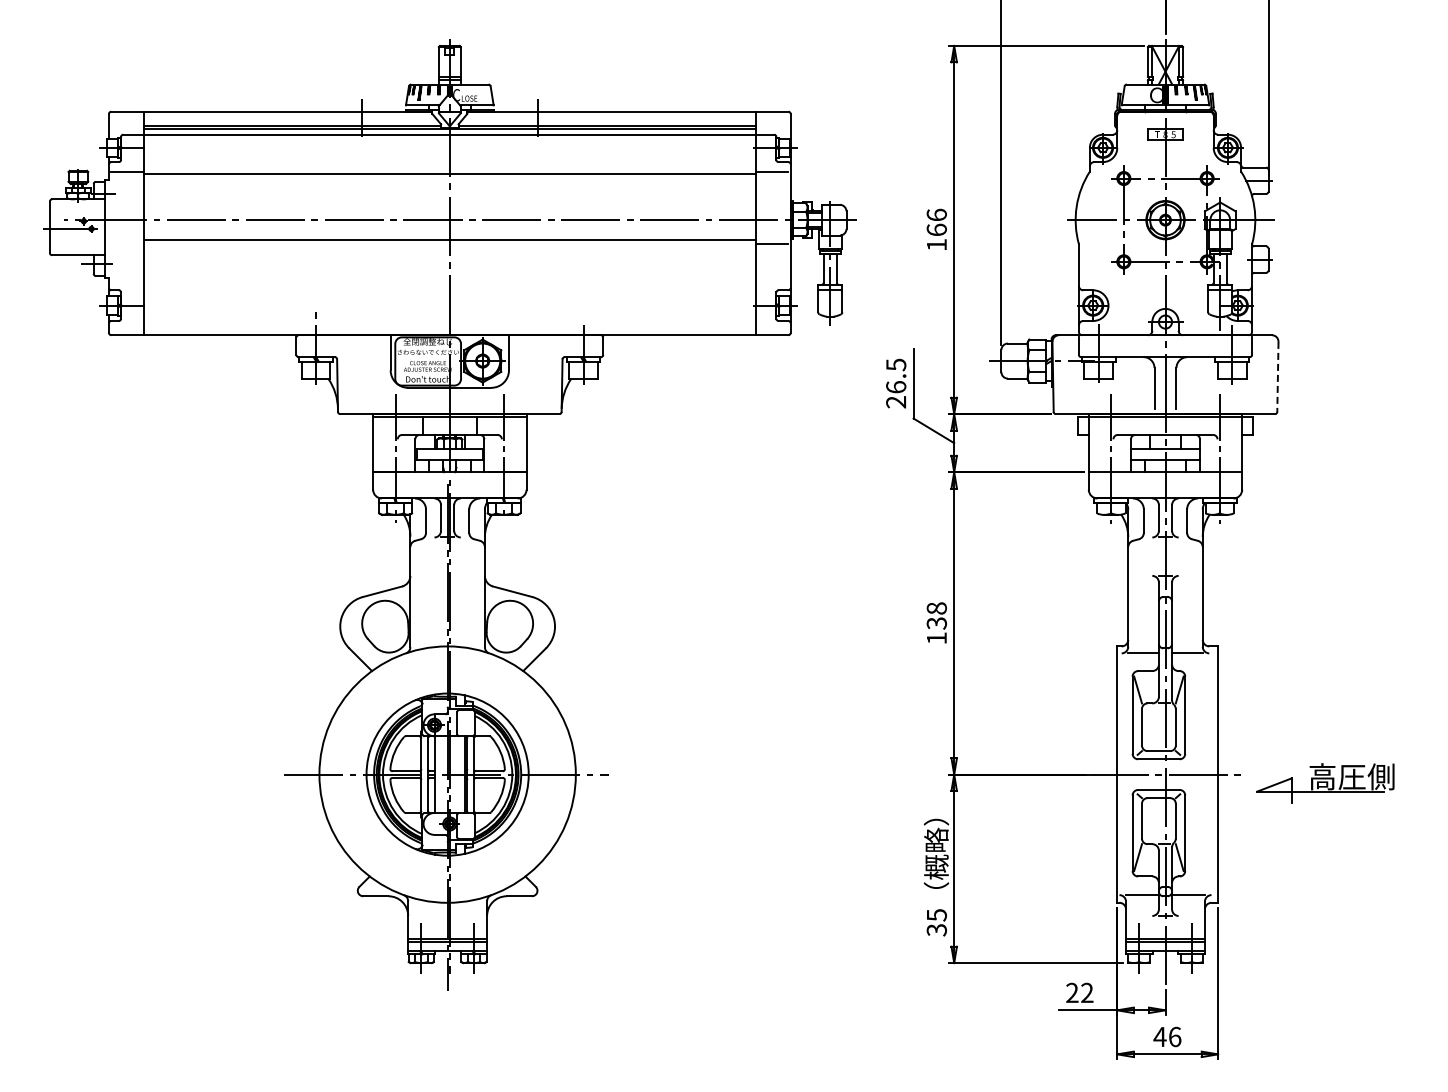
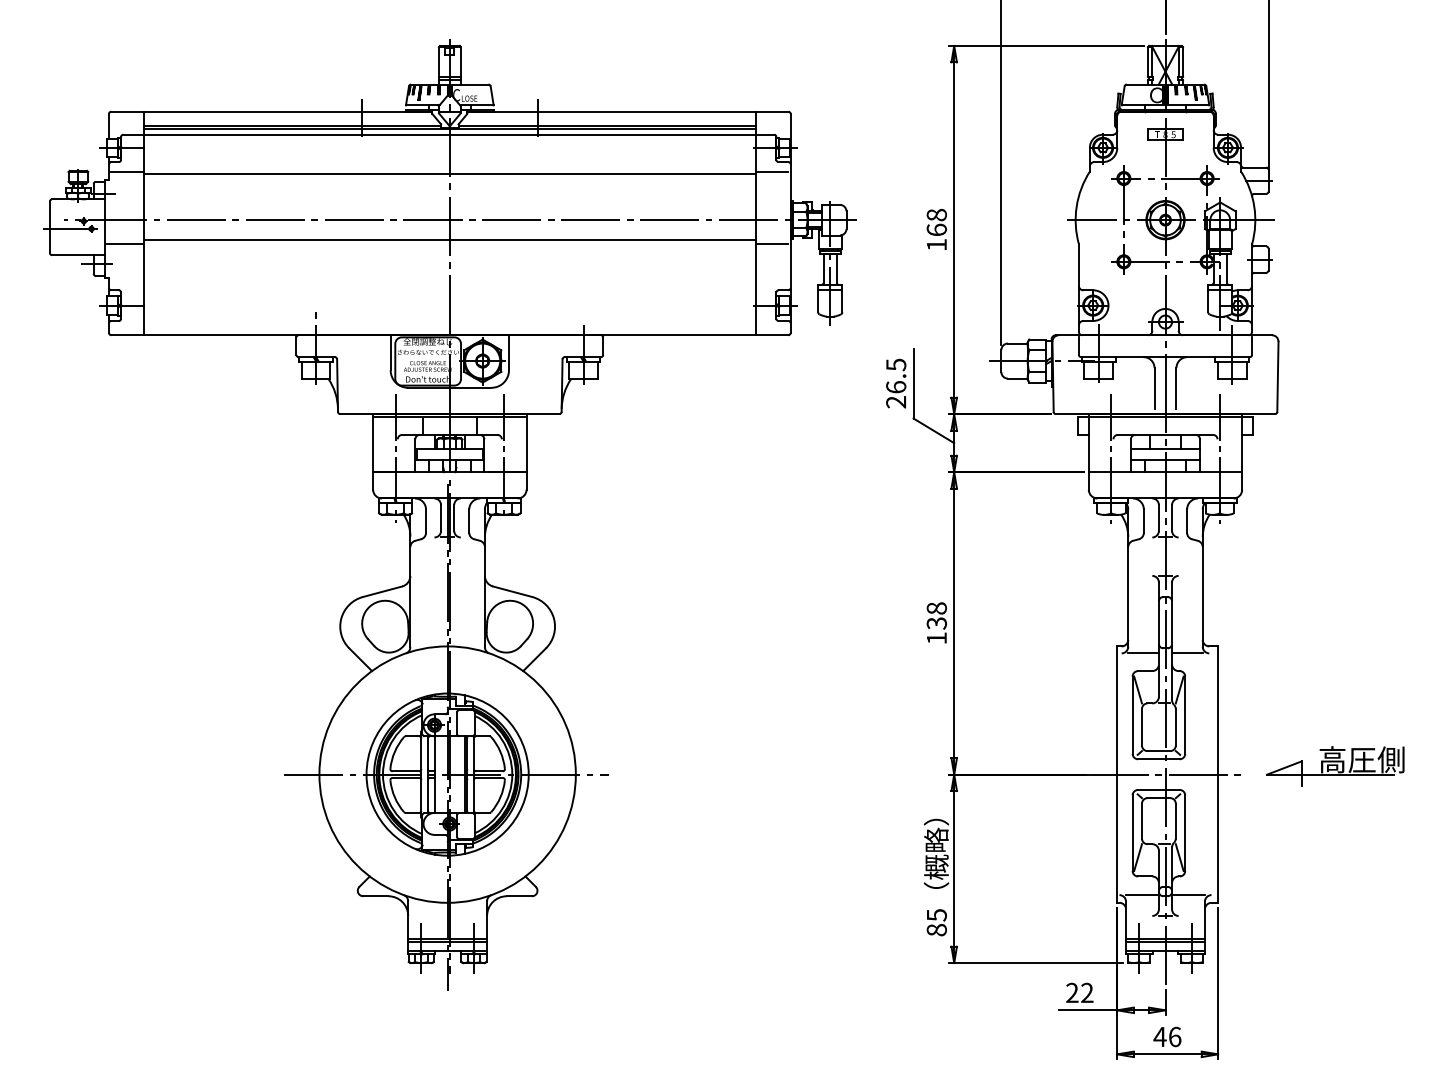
text: 166 -> 168 (936, 214)
line: none -> present (125, 244)
line: dashed -> solid (1277, 377)
part position: (1325, 783) -> (1335, 766) (1335, 766)
text: 35 -> 85 (936, 930)
